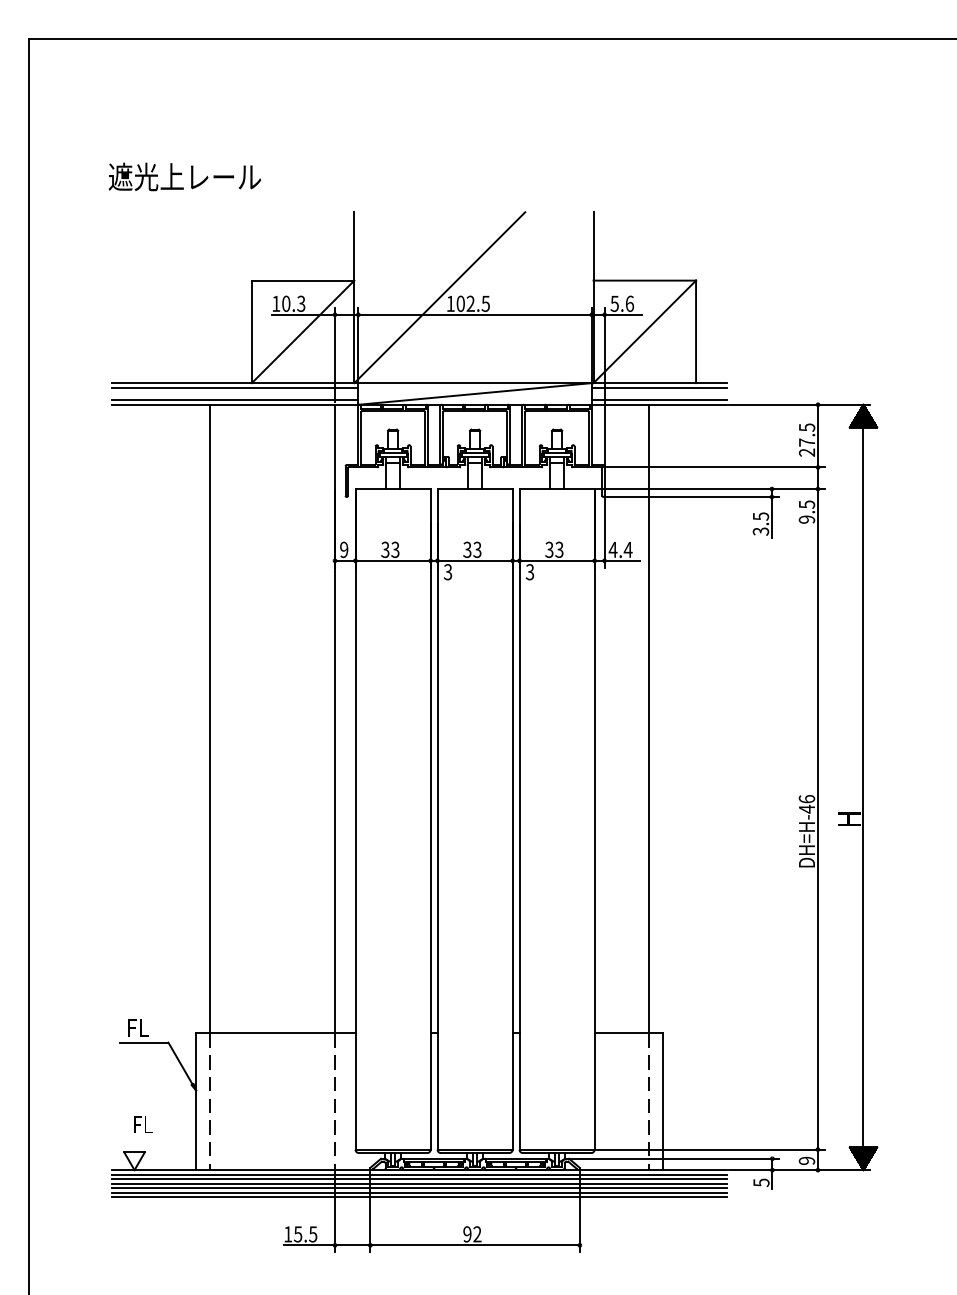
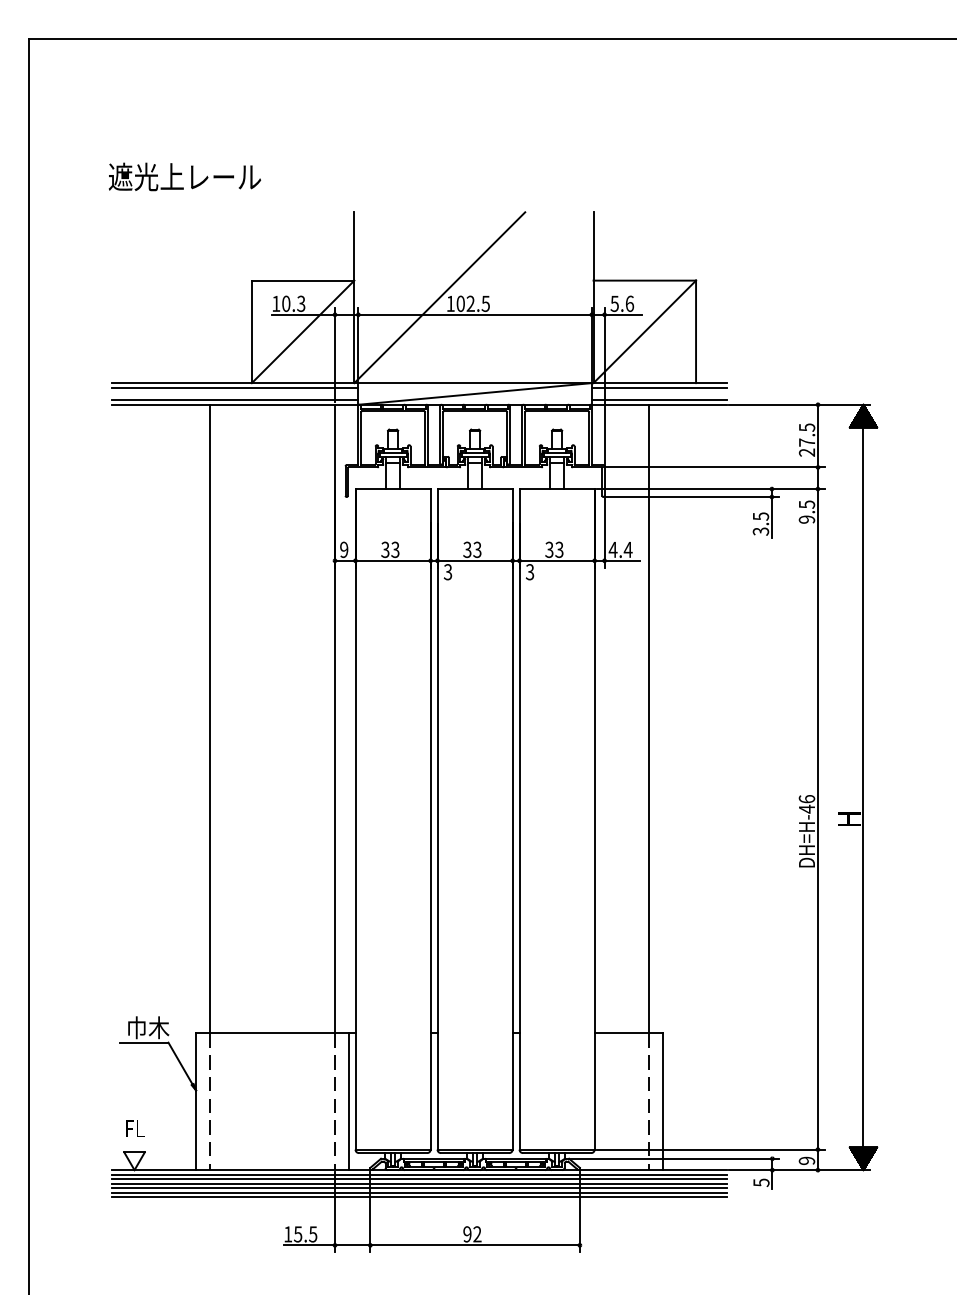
text: FL -> 巾木 (148, 1027)
line: none -> present (348, 1101)
text position: (143, 1124) -> (135, 1128) (135, 1128)
